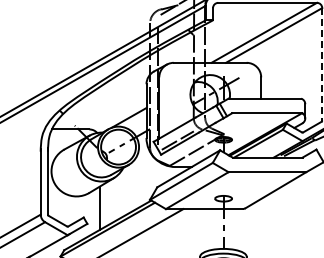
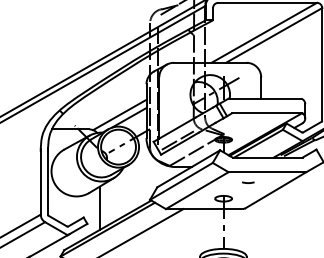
line: dashed -> solid (322, 64)
line: none -> present (119, 114)
line: none -> present (248, 182)
